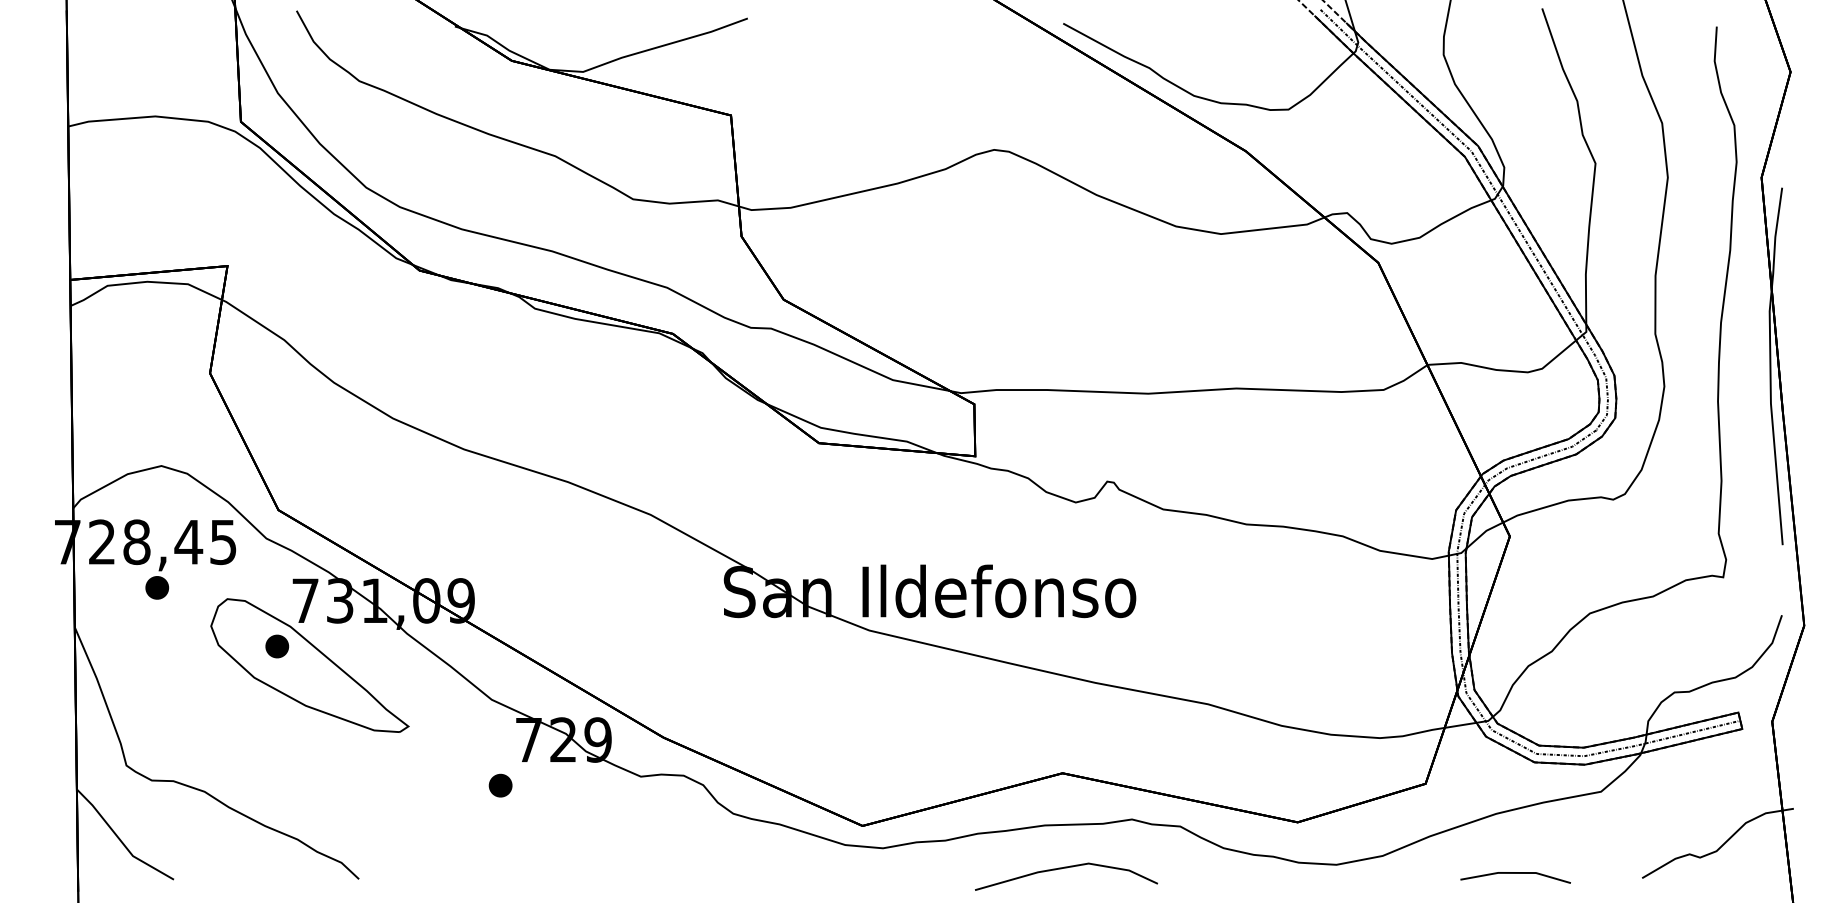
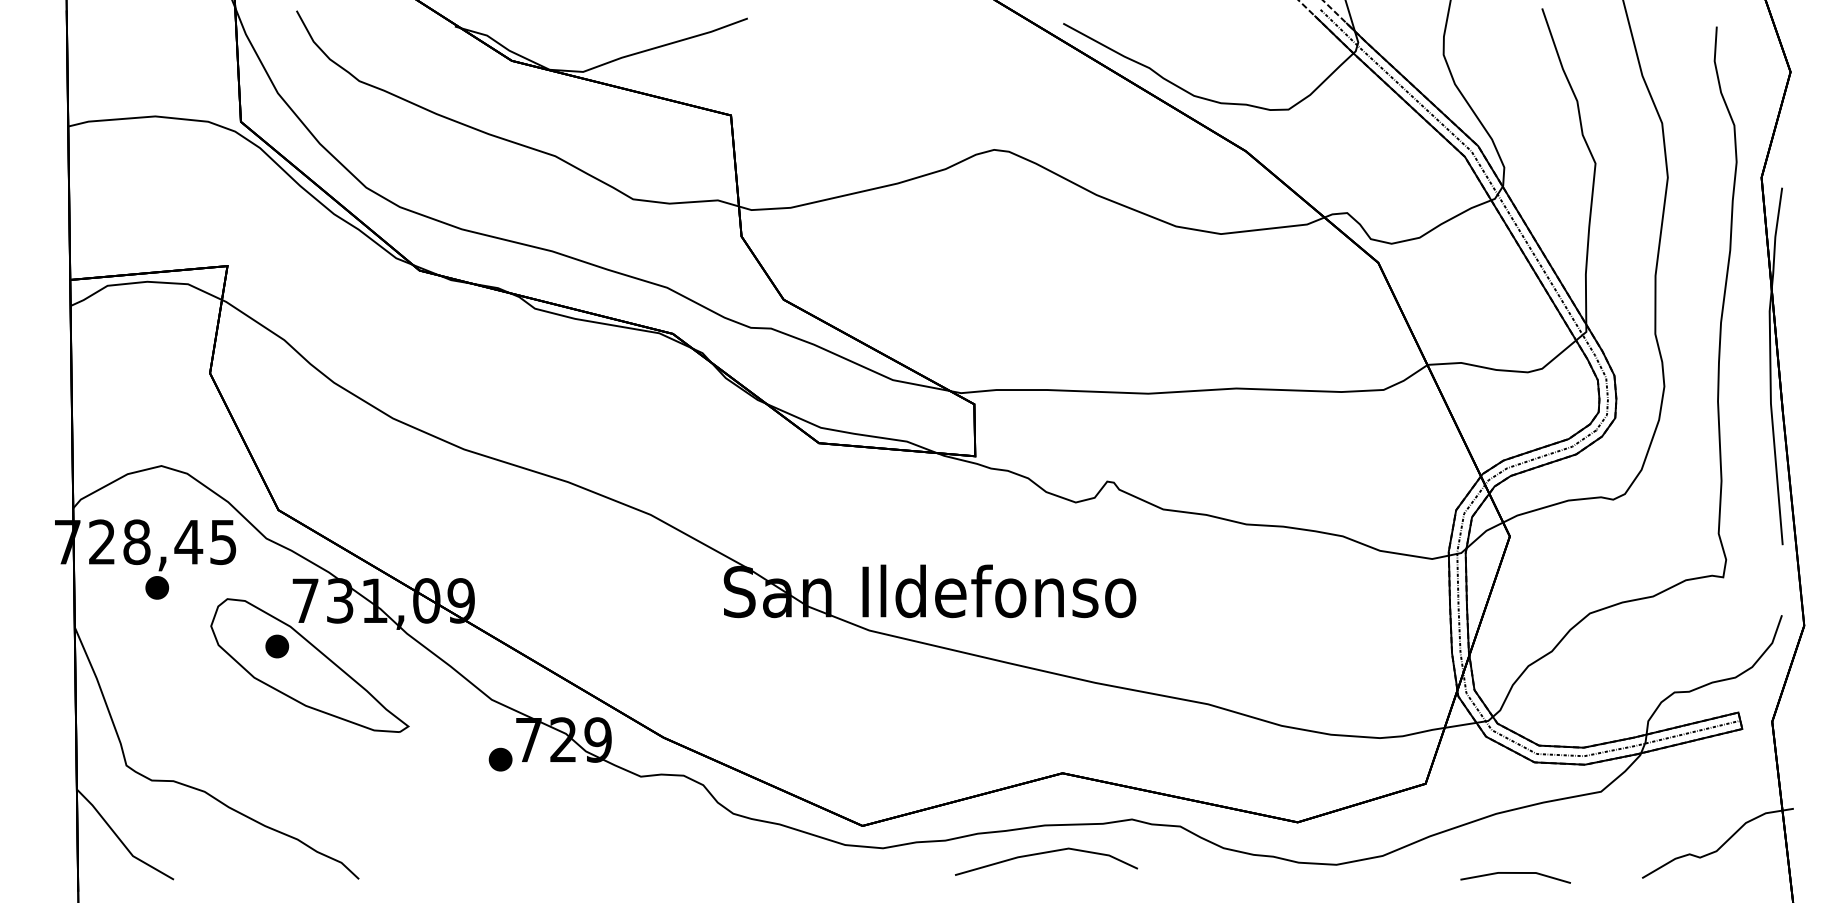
part position: (500, 785) -> (500, 759) (500, 759)
line position: (1066, 868) -> (1046, 853) (1046, 853)
